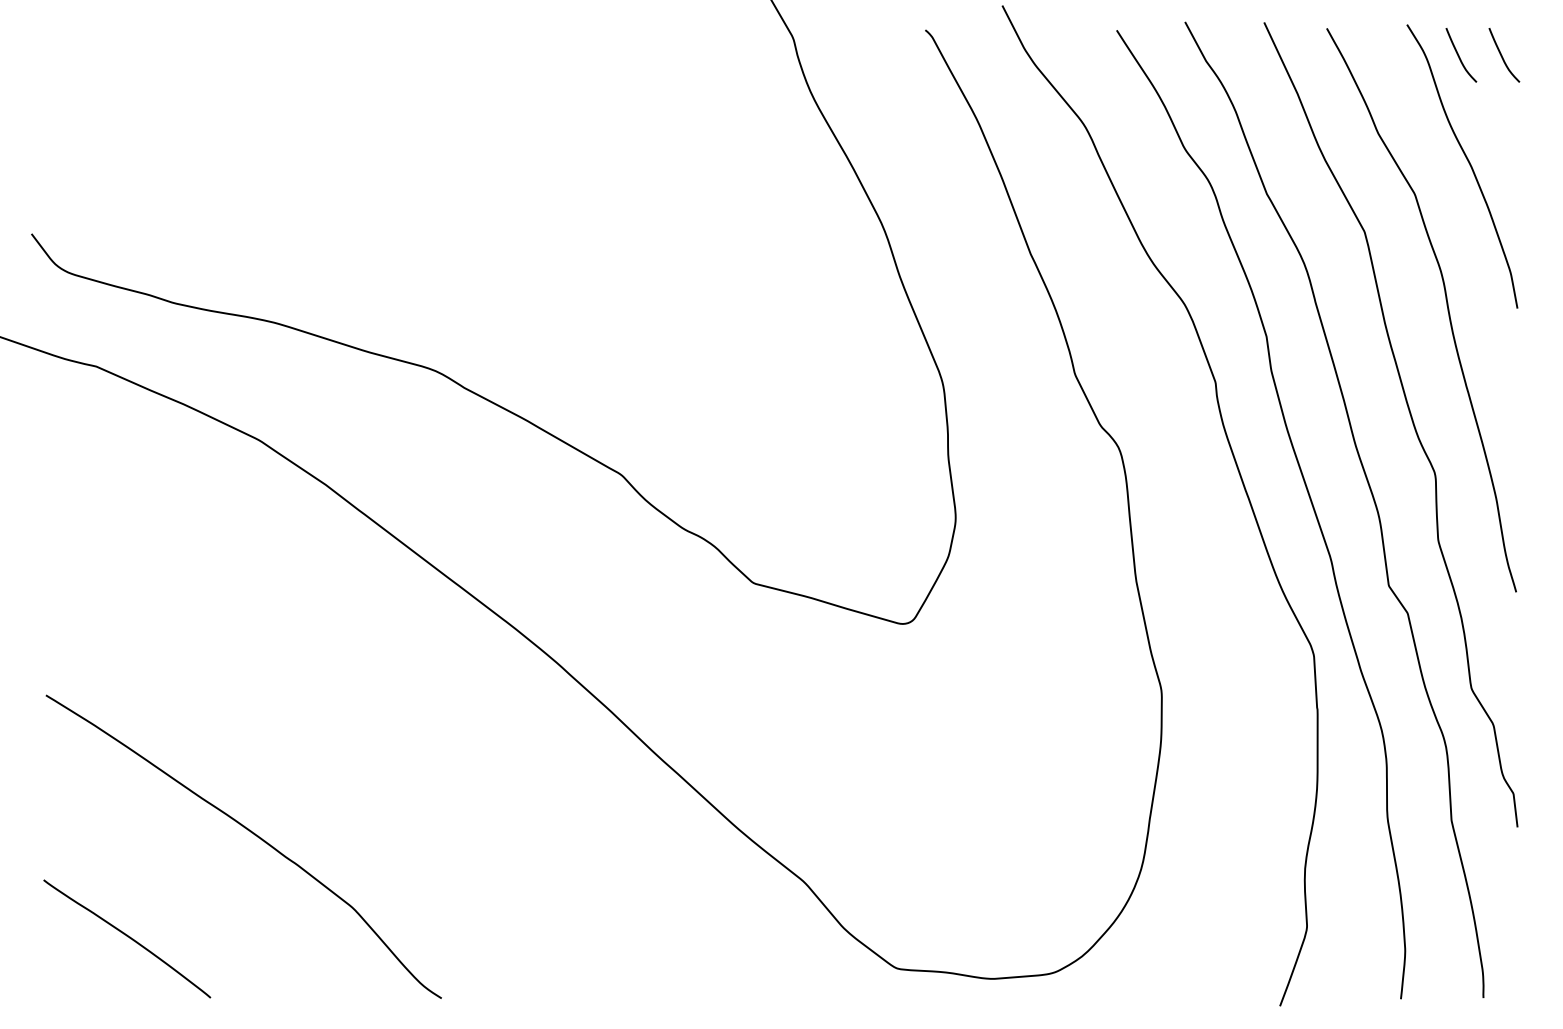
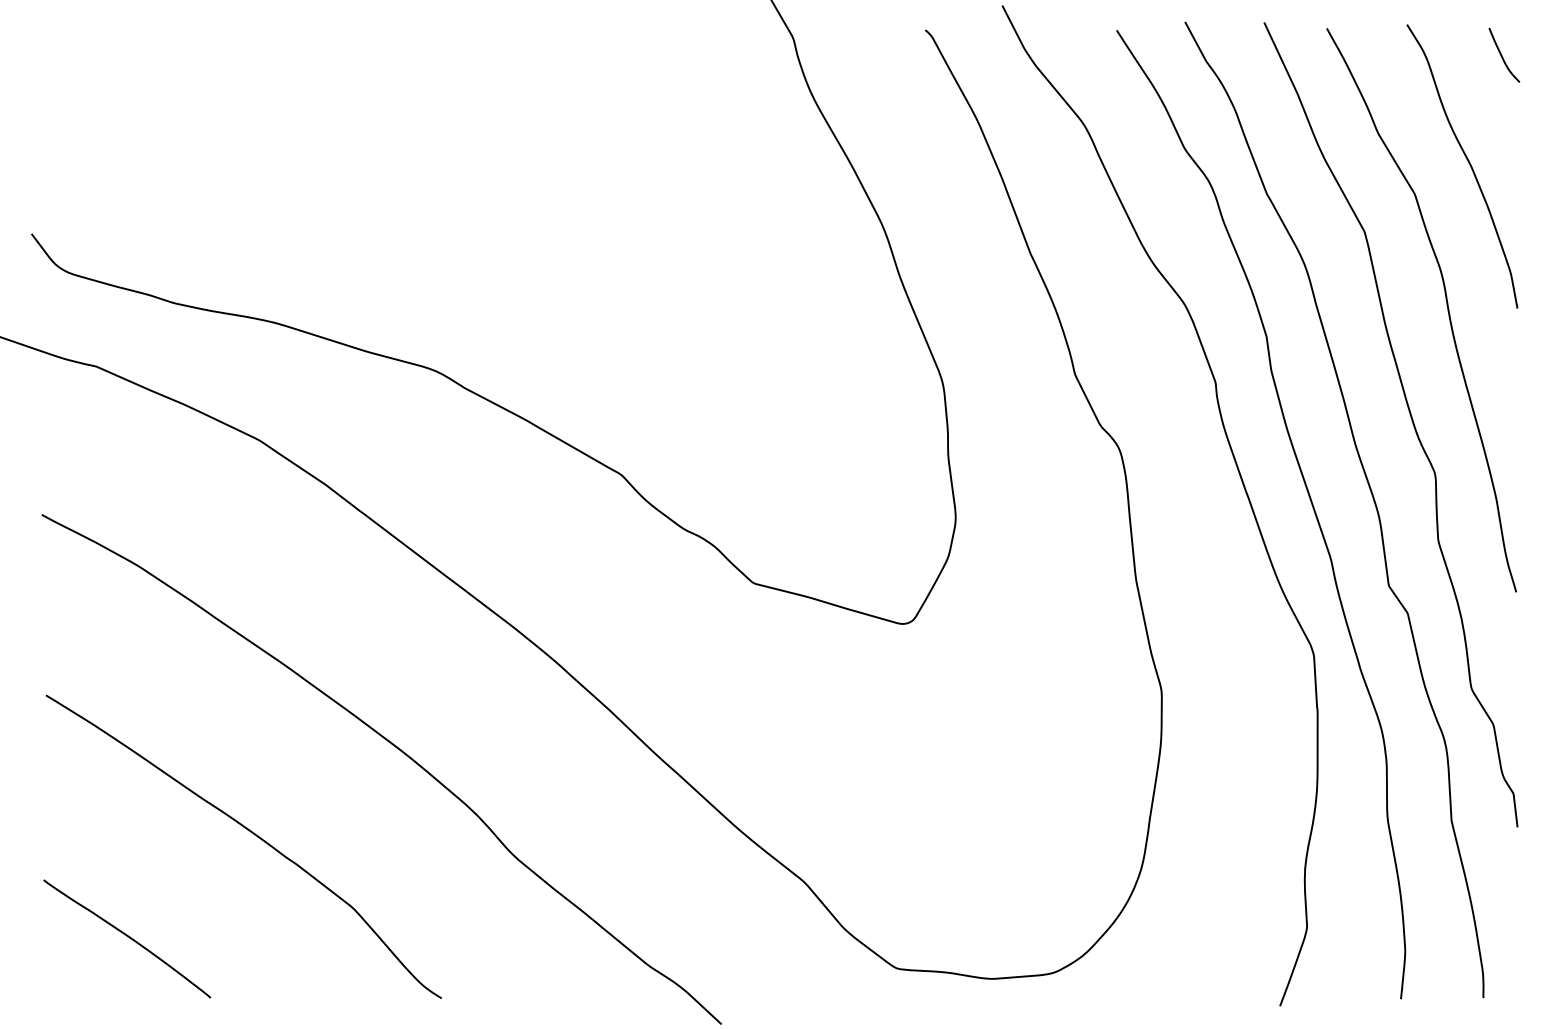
curve: present -> none (1459, 55)
curve: none -> present (396, 748)
